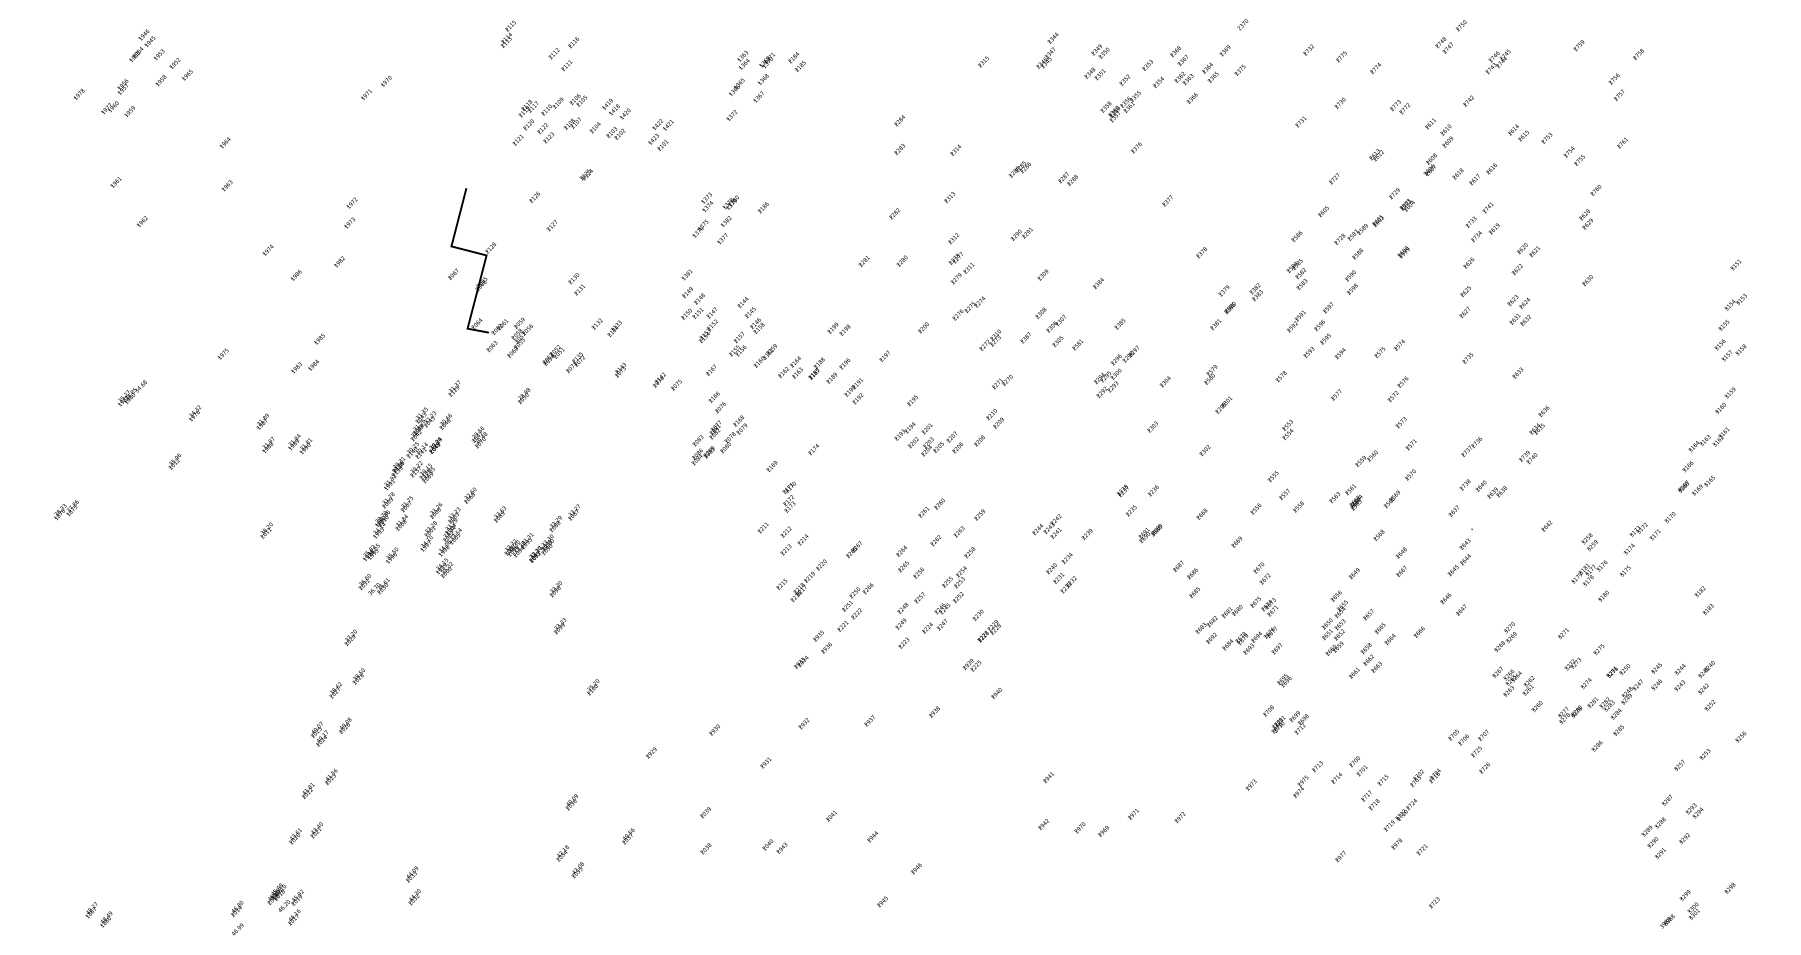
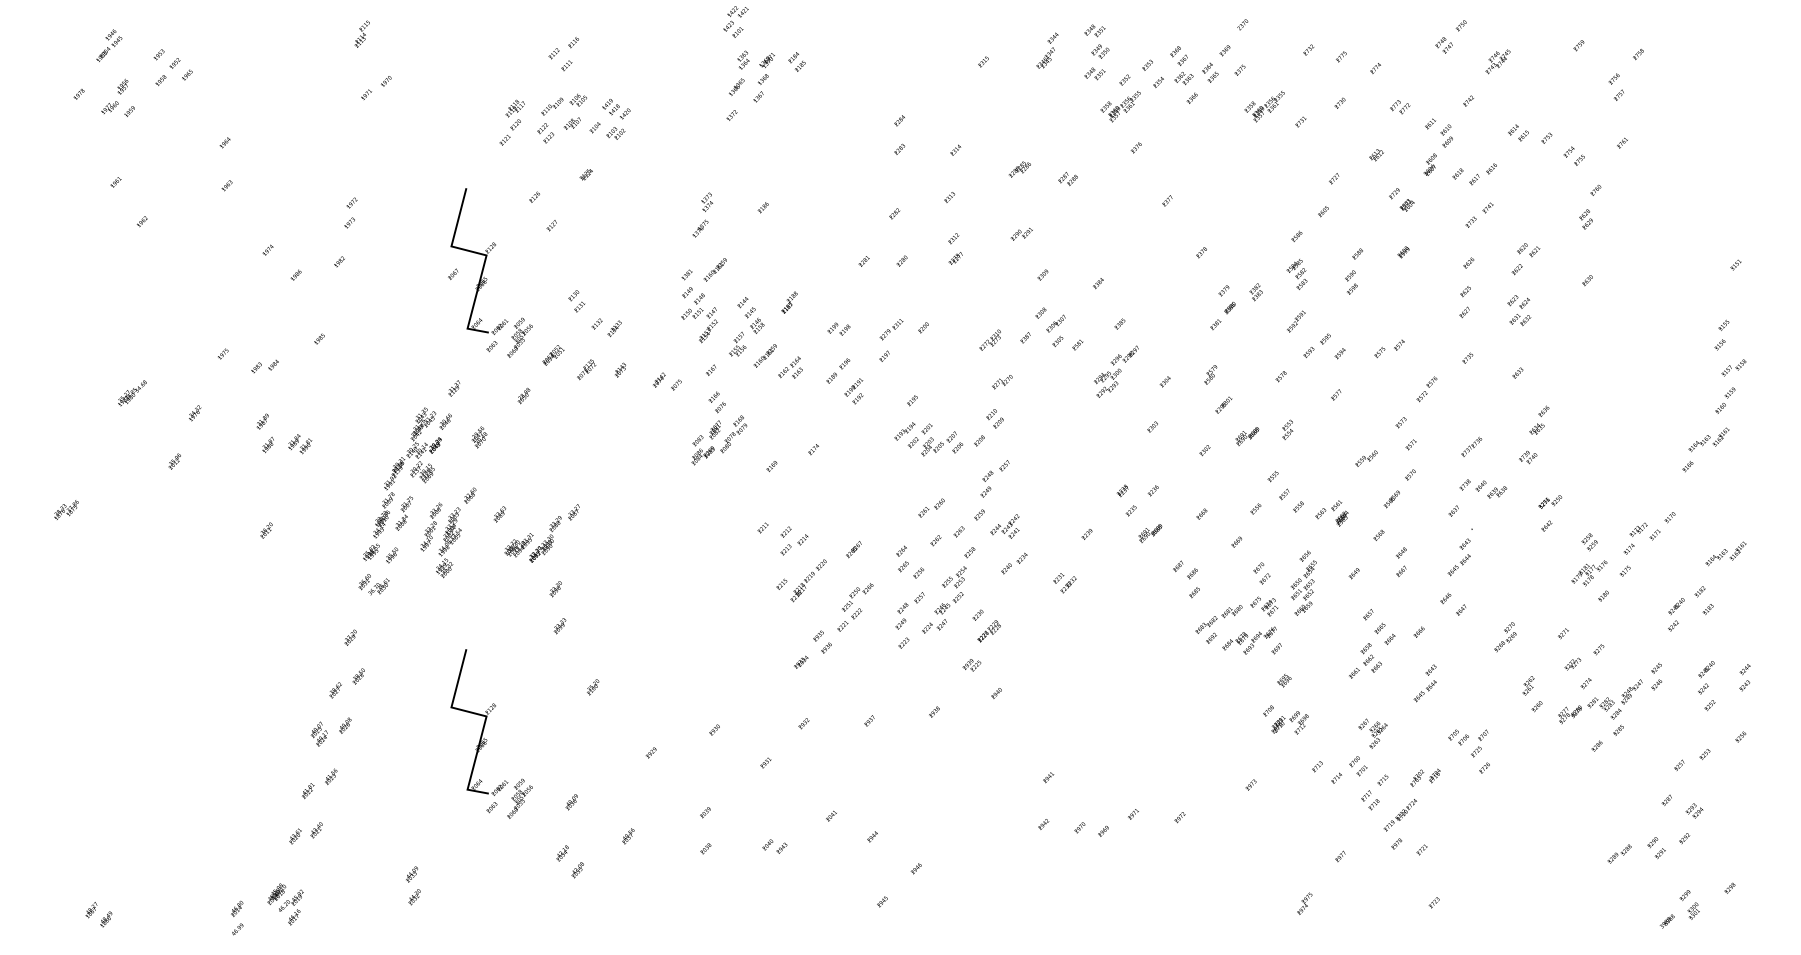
part: none -> present (1094, 30)
part position: (507, 33) -> (361, 33) (361, 33)
part position: (142, 45) -> (109, 45) (109, 45)
part: none -> present (1264, 106)
part position: (524, 122) -> (511, 122) (511, 122)
part position: (660, 134) -> (735, 21) (735, 21)
part: present -> none (727, 219)
part: present -> none (1358, 229)
part: present -> none (1485, 232)
part: none -> present (714, 269)
part position: (962, 273) -> (891, 329) (891, 329)
part position: (576, 284) -> (576, 301) (576, 301)
part: present -> none (1735, 302)
part: present -> none (968, 308)
part: present -> none (1323, 316)
part position: (1733, 352) -> (1733, 367) (1733, 367)
part position: (575, 362) -> (586, 369) (586, 369)
part position: (304, 366) -> (264, 366) (264, 366)
part position: (816, 368) -> (789, 302) (789, 302)
part position: (1397, 389) -> (1426, 389) (1426, 389)
part: none -> present (1247, 436)
part: none -> present (994, 478)
part: present -> none (1696, 485)
part: present -> none (788, 496)
part position: (1345, 497) -> (1331, 513) (1331, 513)
part position: (1046, 526) -> (1004, 526) (1004, 526)
part: none -> present (1725, 553)
part position: (1059, 563) -> (1014, 563) (1014, 563)
part: none -> present (1676, 614)
part position: (1334, 622) -> (1303, 582) (1303, 582)
part position: (1618, 670) -> (1550, 501) (1550, 501)
part position: (1679, 677) -> (1744, 677) (1744, 677)
part position: (1506, 681) -> (1372, 733) (1372, 733)
part: none -> present (1424, 683)
part: none -> present (486, 739)
part position: (1300, 786) -> (1304, 903) (1304, 903)
part position: (1653, 826) -> (1619, 853) (1619, 853)
